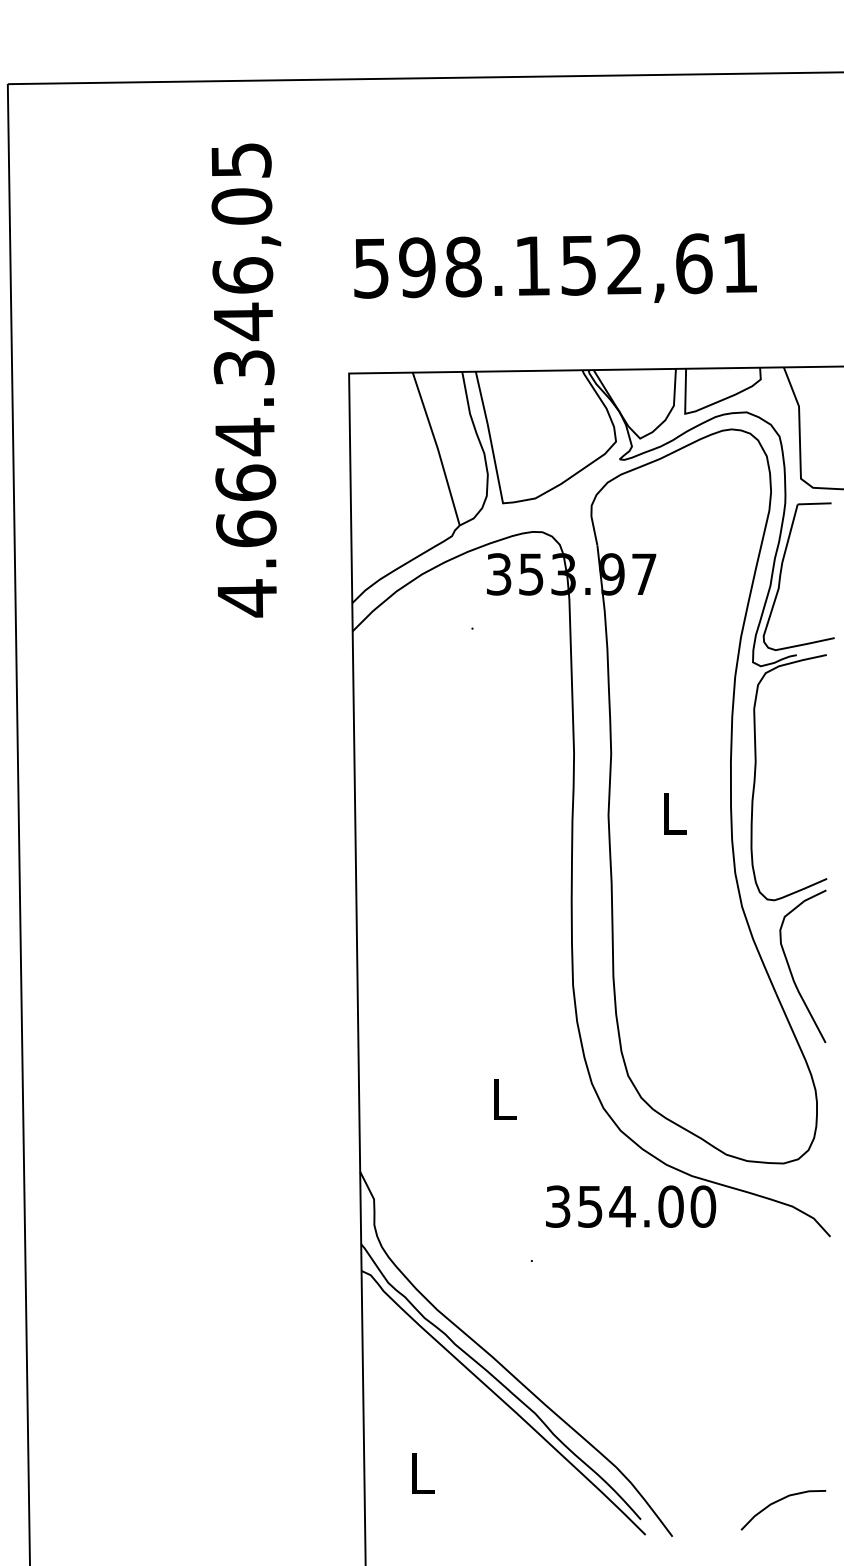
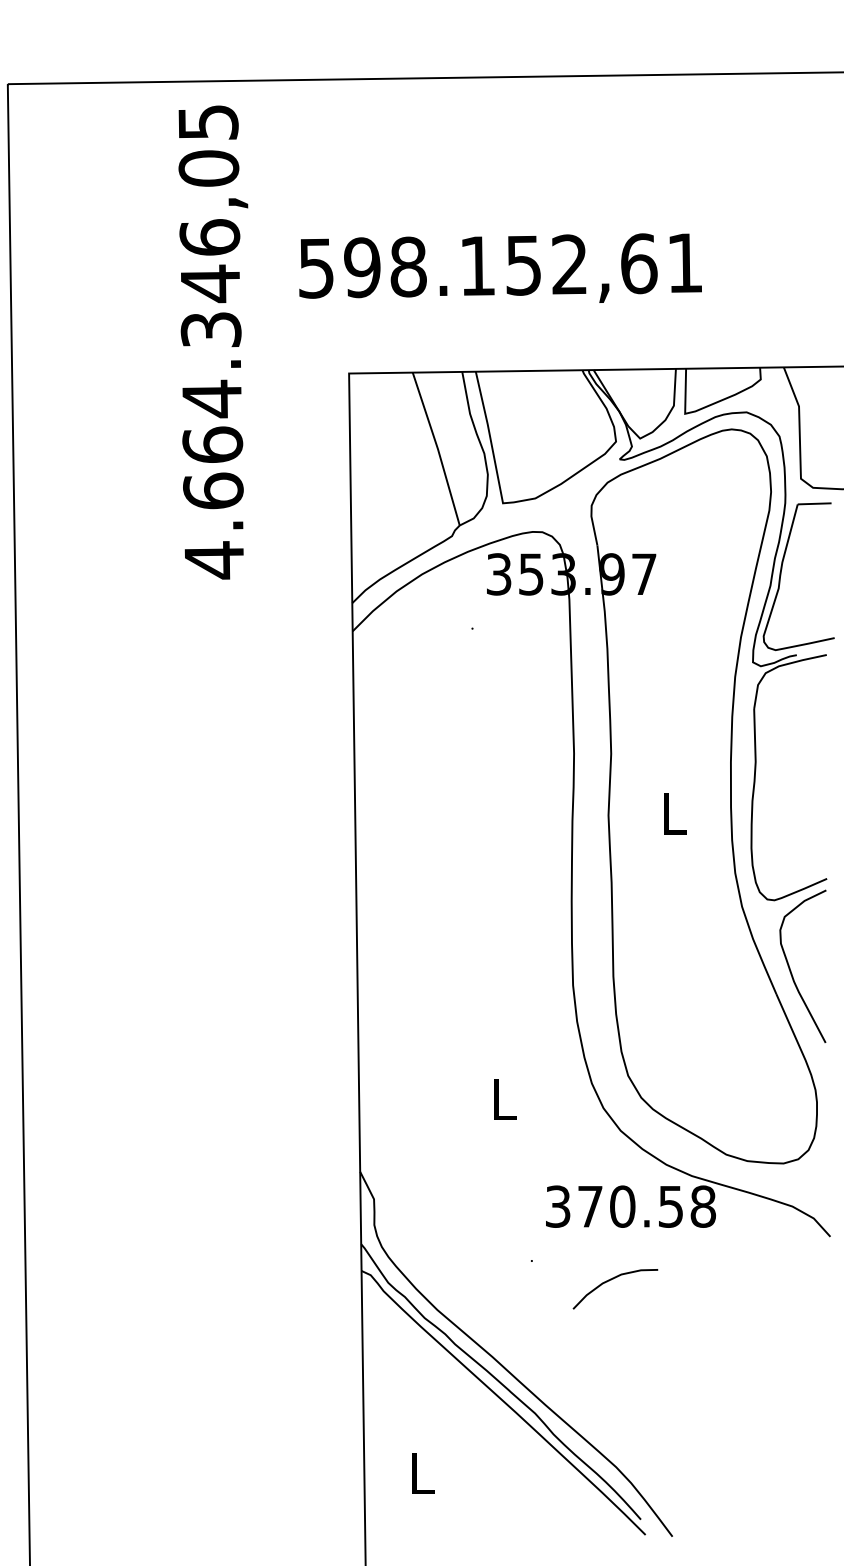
text position: (555, 267) -> (500, 267) (500, 267)
text position: (246, 380) -> (213, 342) (213, 342)
text: 354.00 -> 370.58 (647, 1206)
curve position: (779, 1501) -> (611, 1280) (611, 1280)
